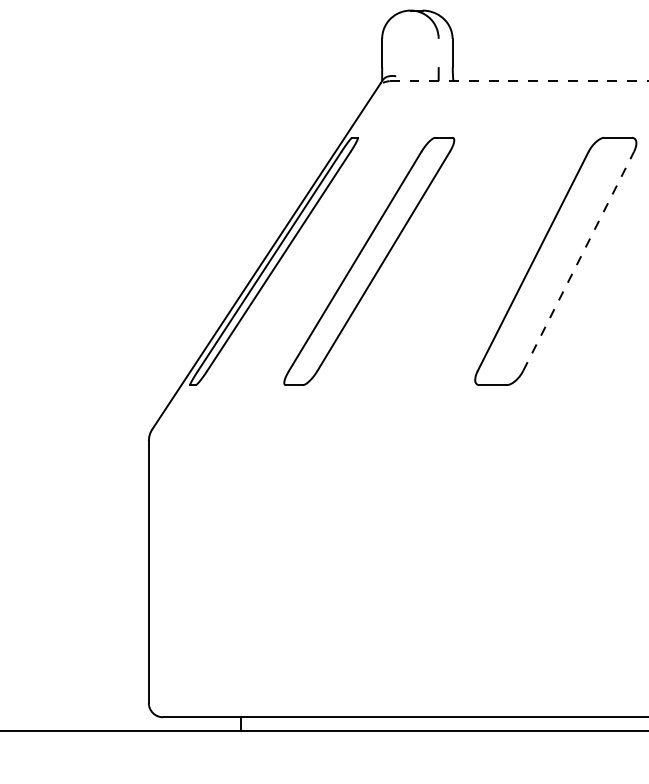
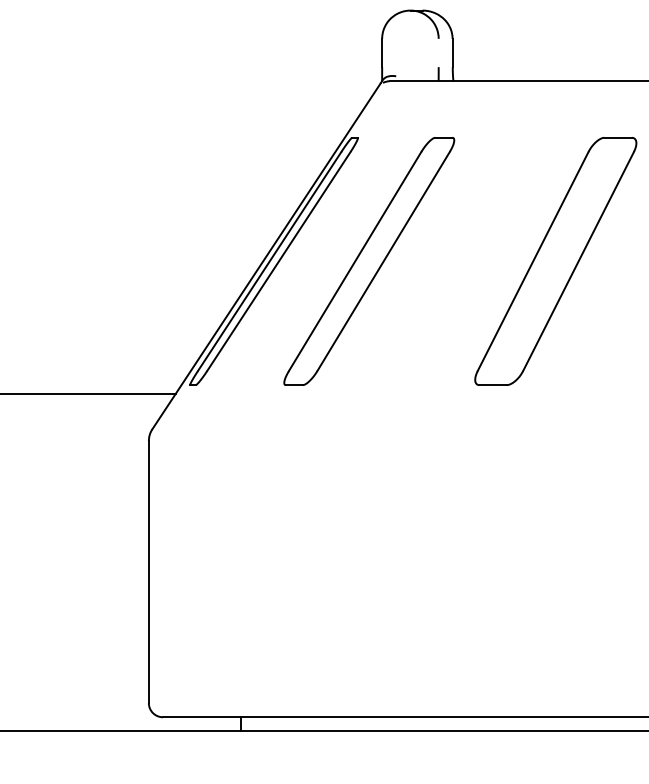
line: dashed -> solid (519, 81)
line: dashed -> solid (578, 261)
line: none -> present (88, 394)
